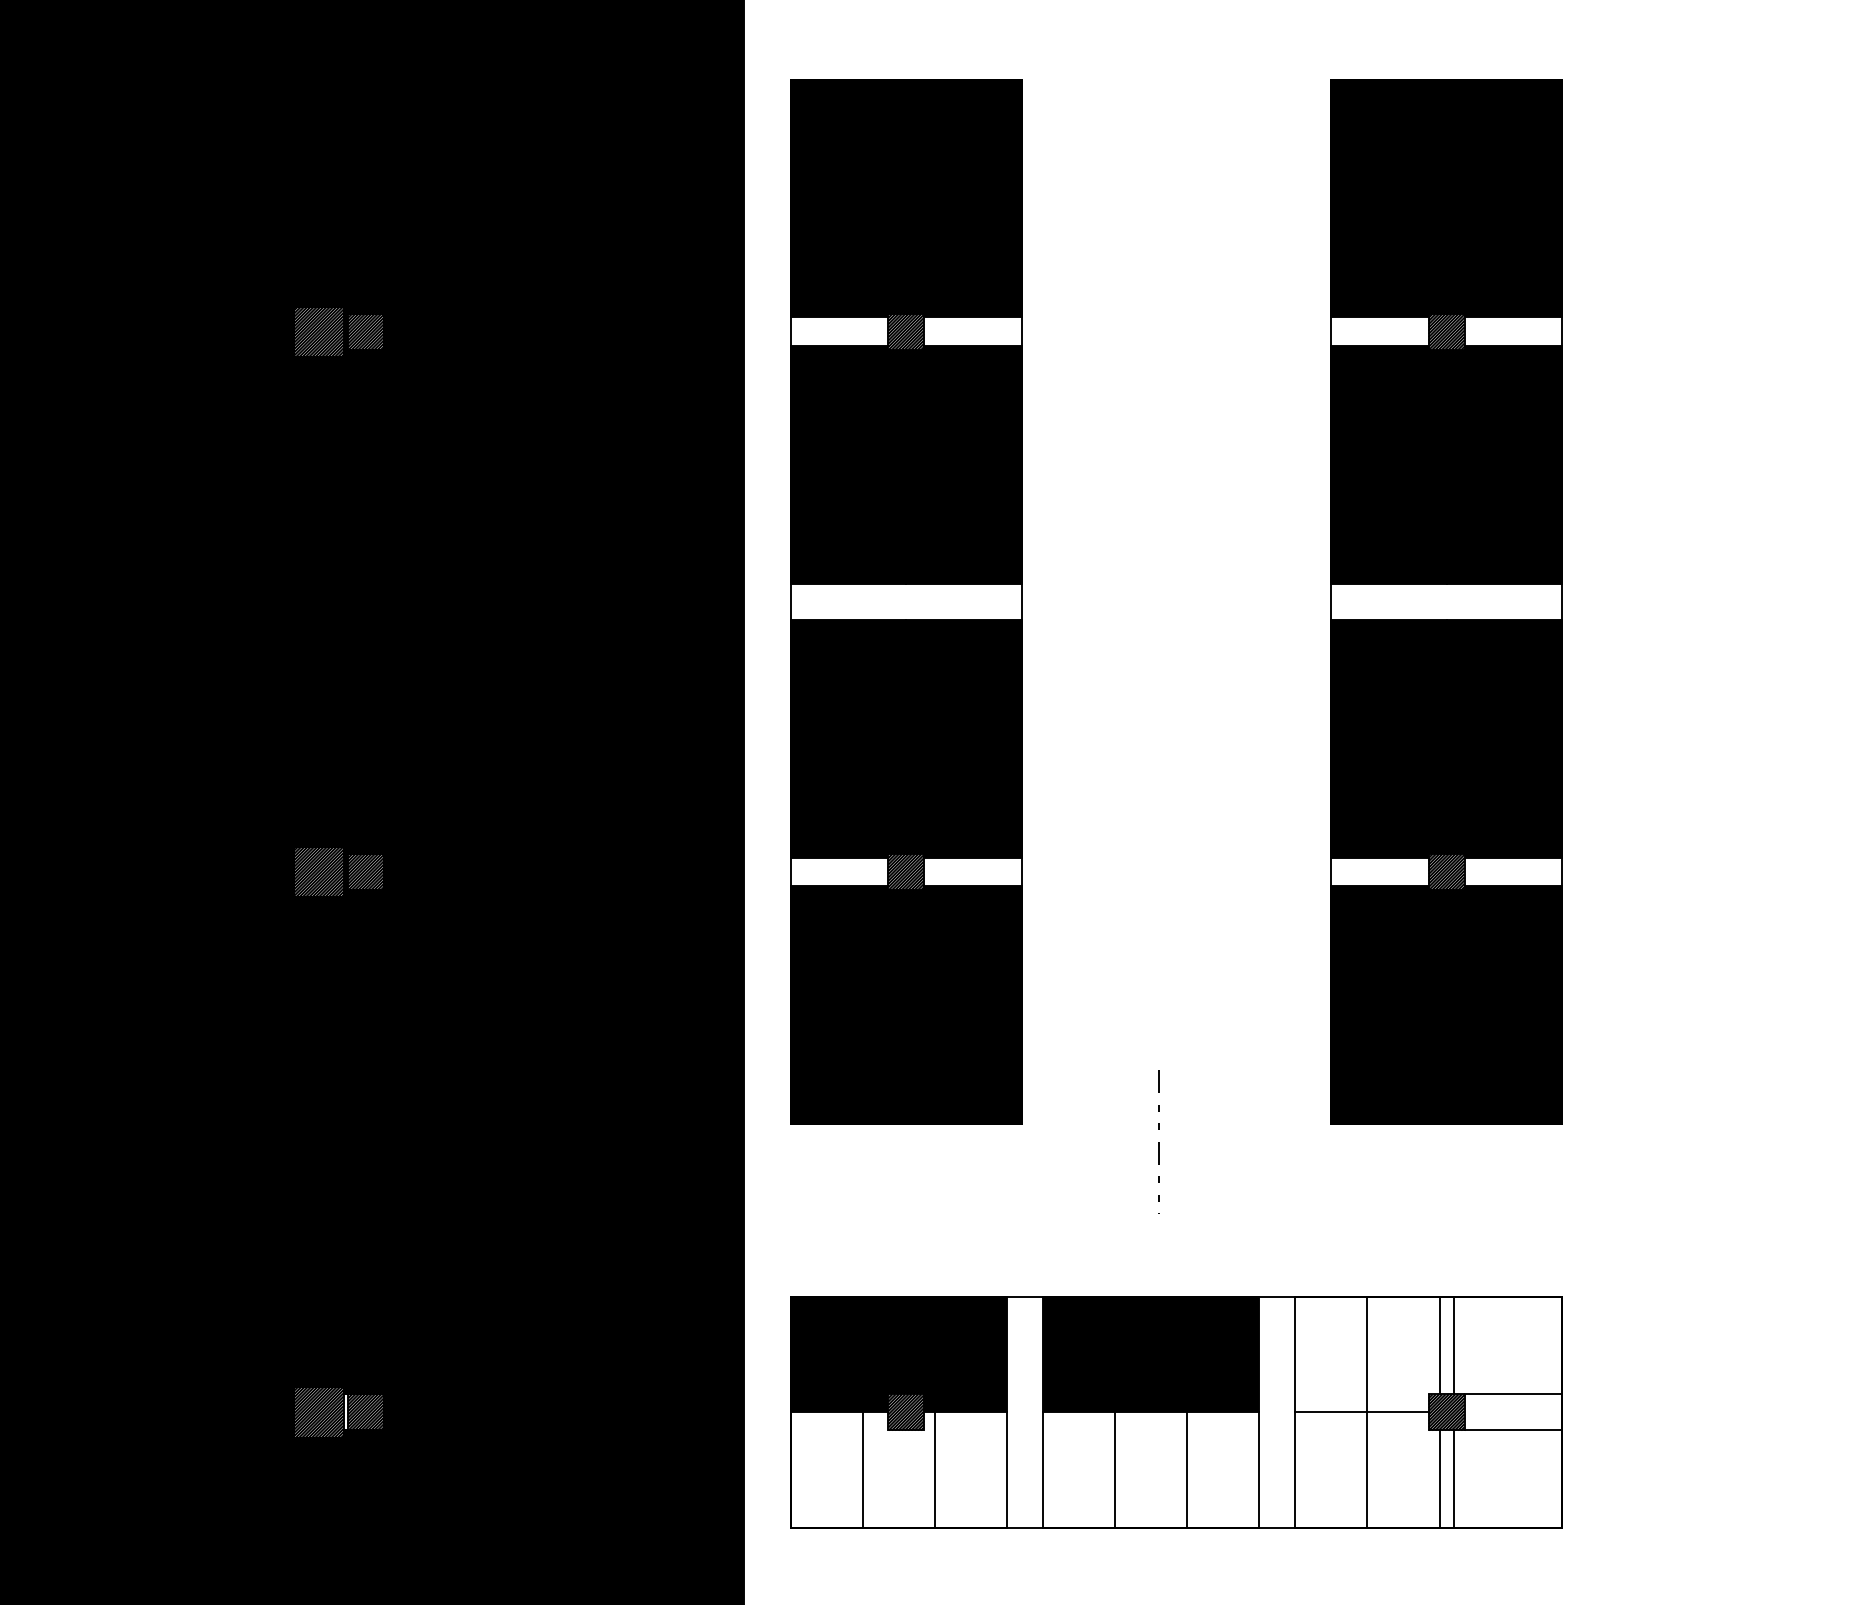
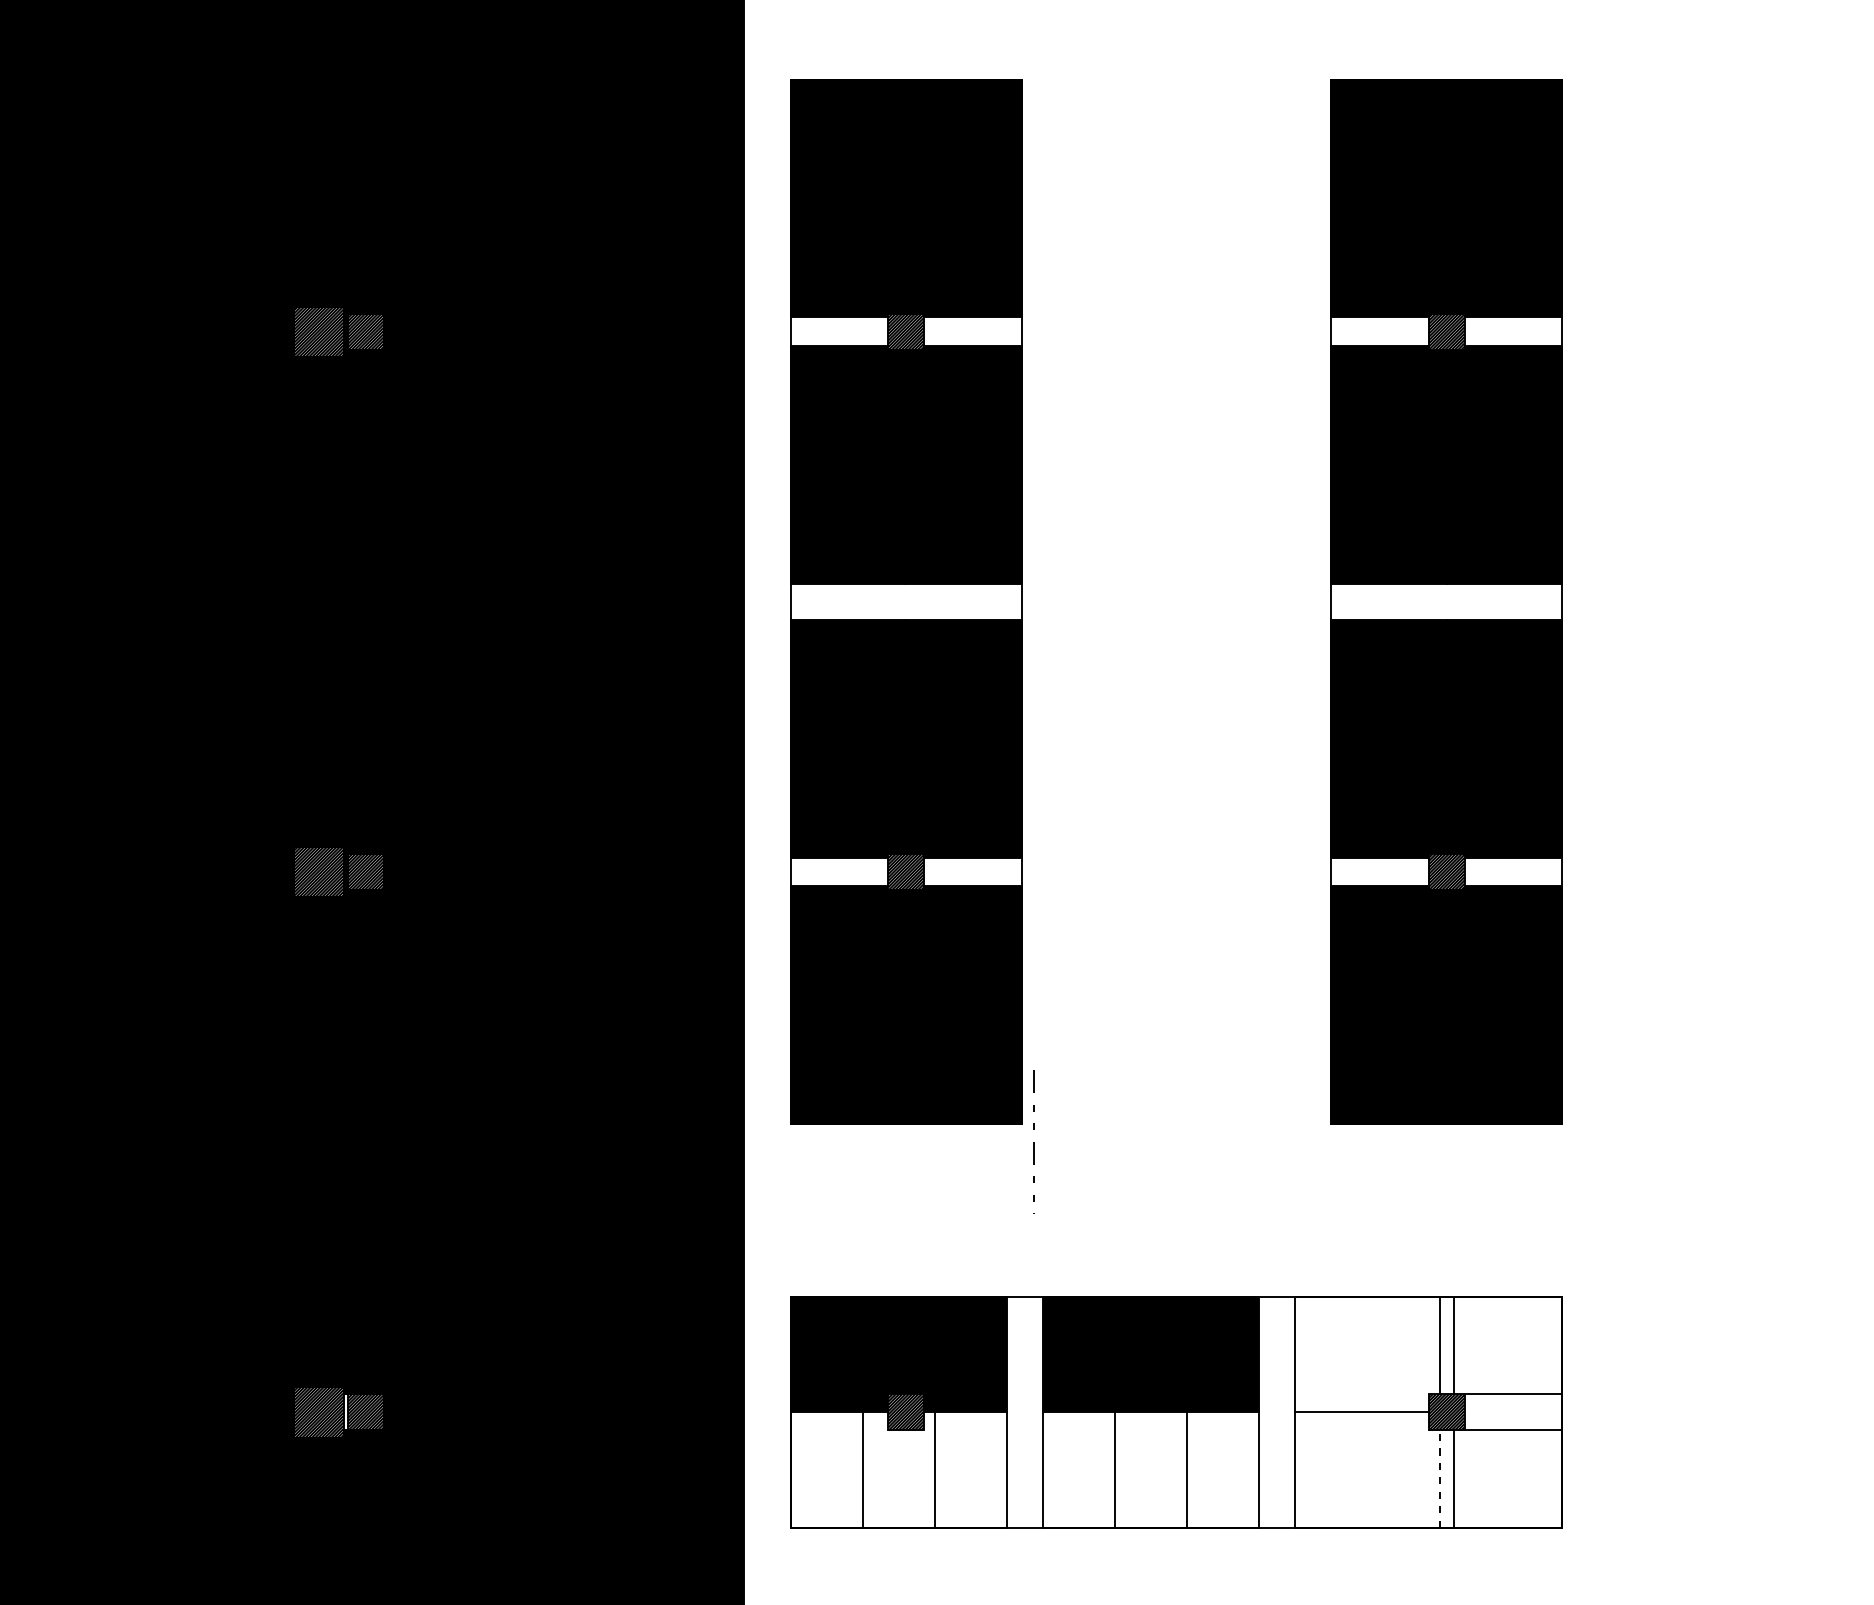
line position: (1158, 1142) -> (1033, 1142) (1033, 1142)
line: present -> none (1367, 1412)
line: solid -> dashed (1439, 1479)
